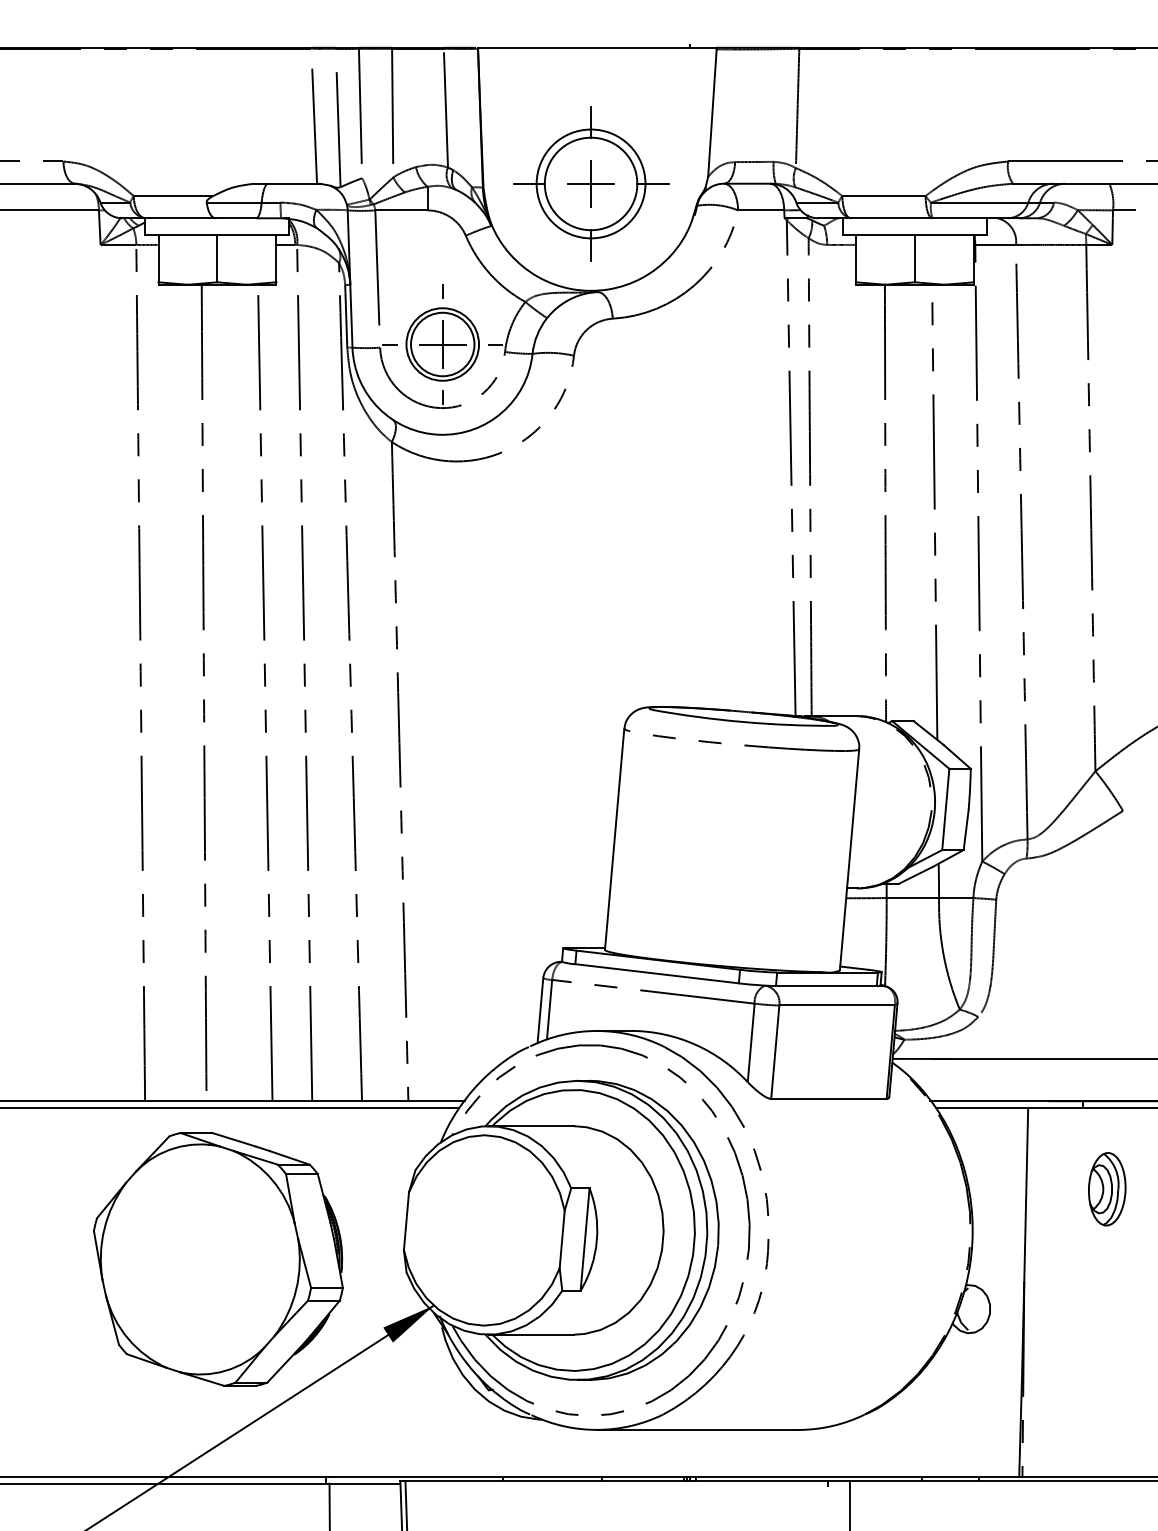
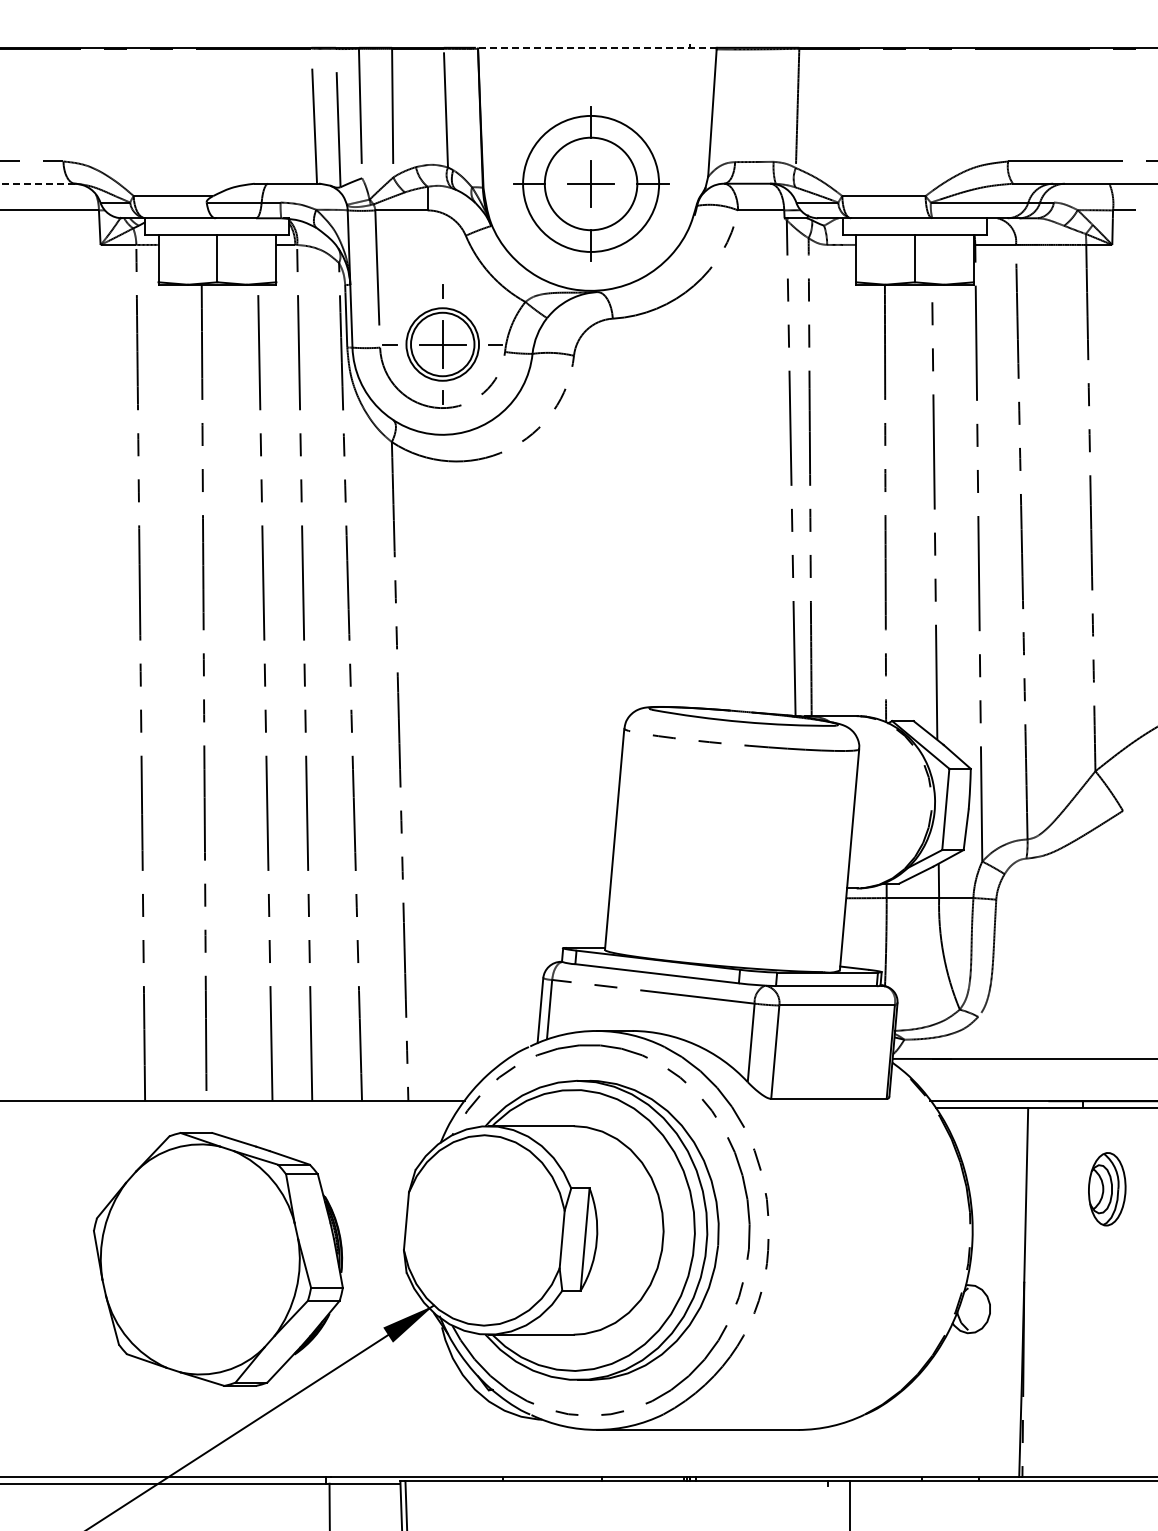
line: solid -> dashed (596, 47)
line: solid -> dashed (37, 183)
circle diameter: 109 px -> 136 px (591, 183)
line: present -> none (230, 1108)
